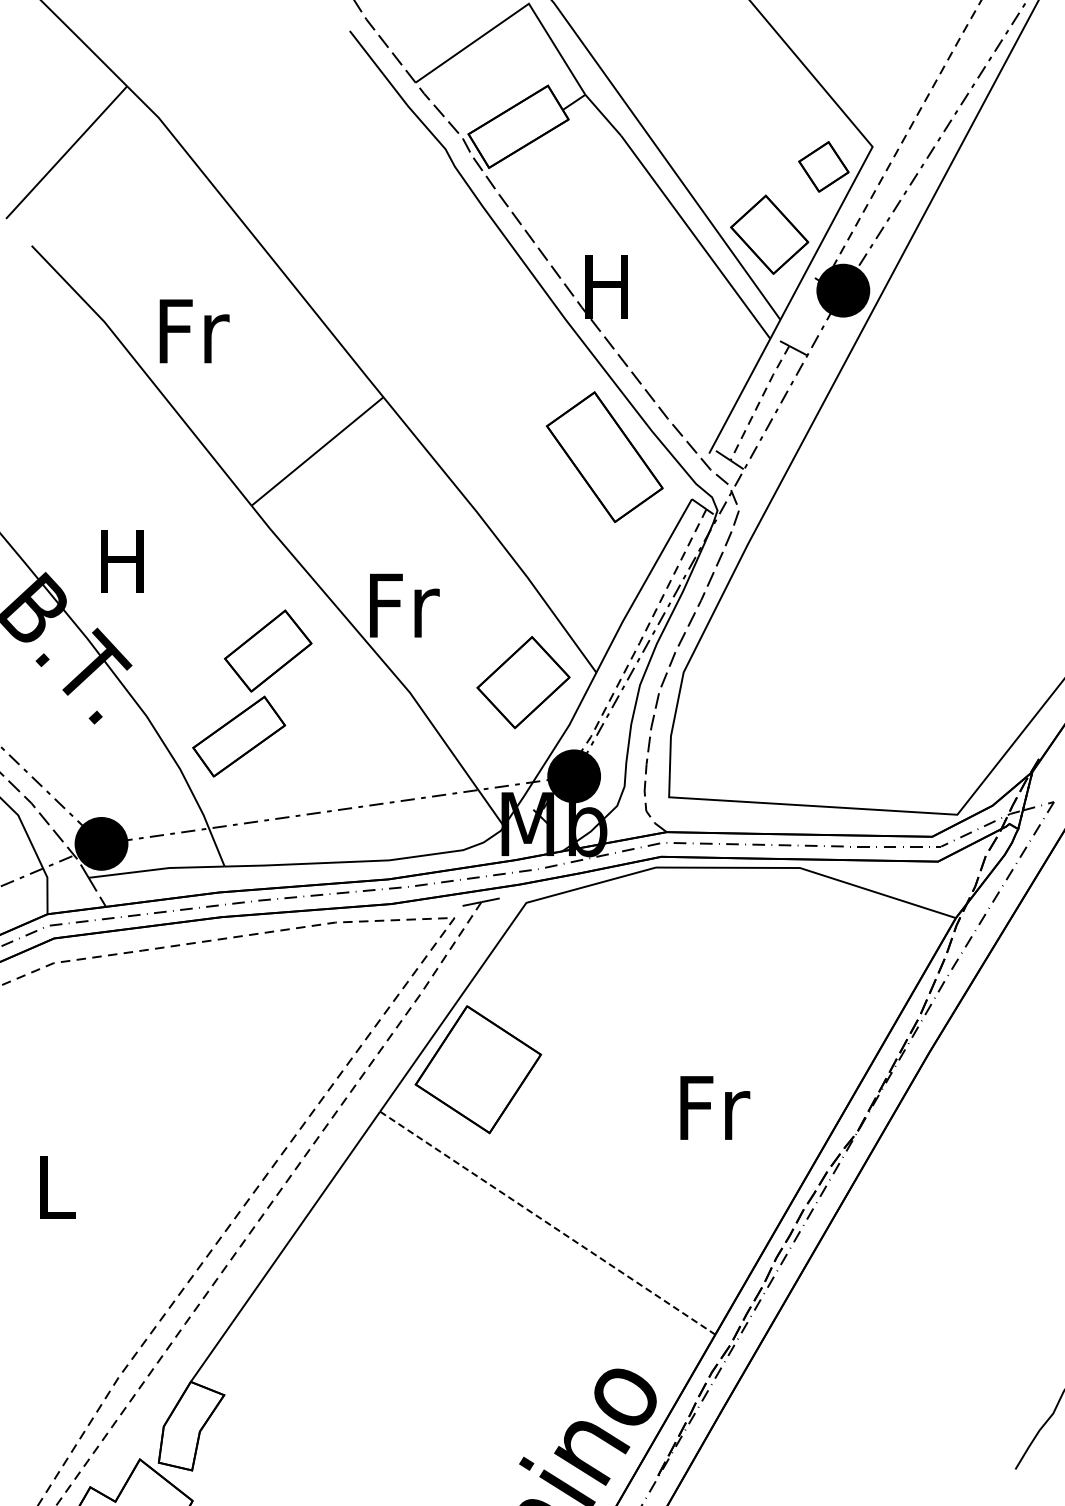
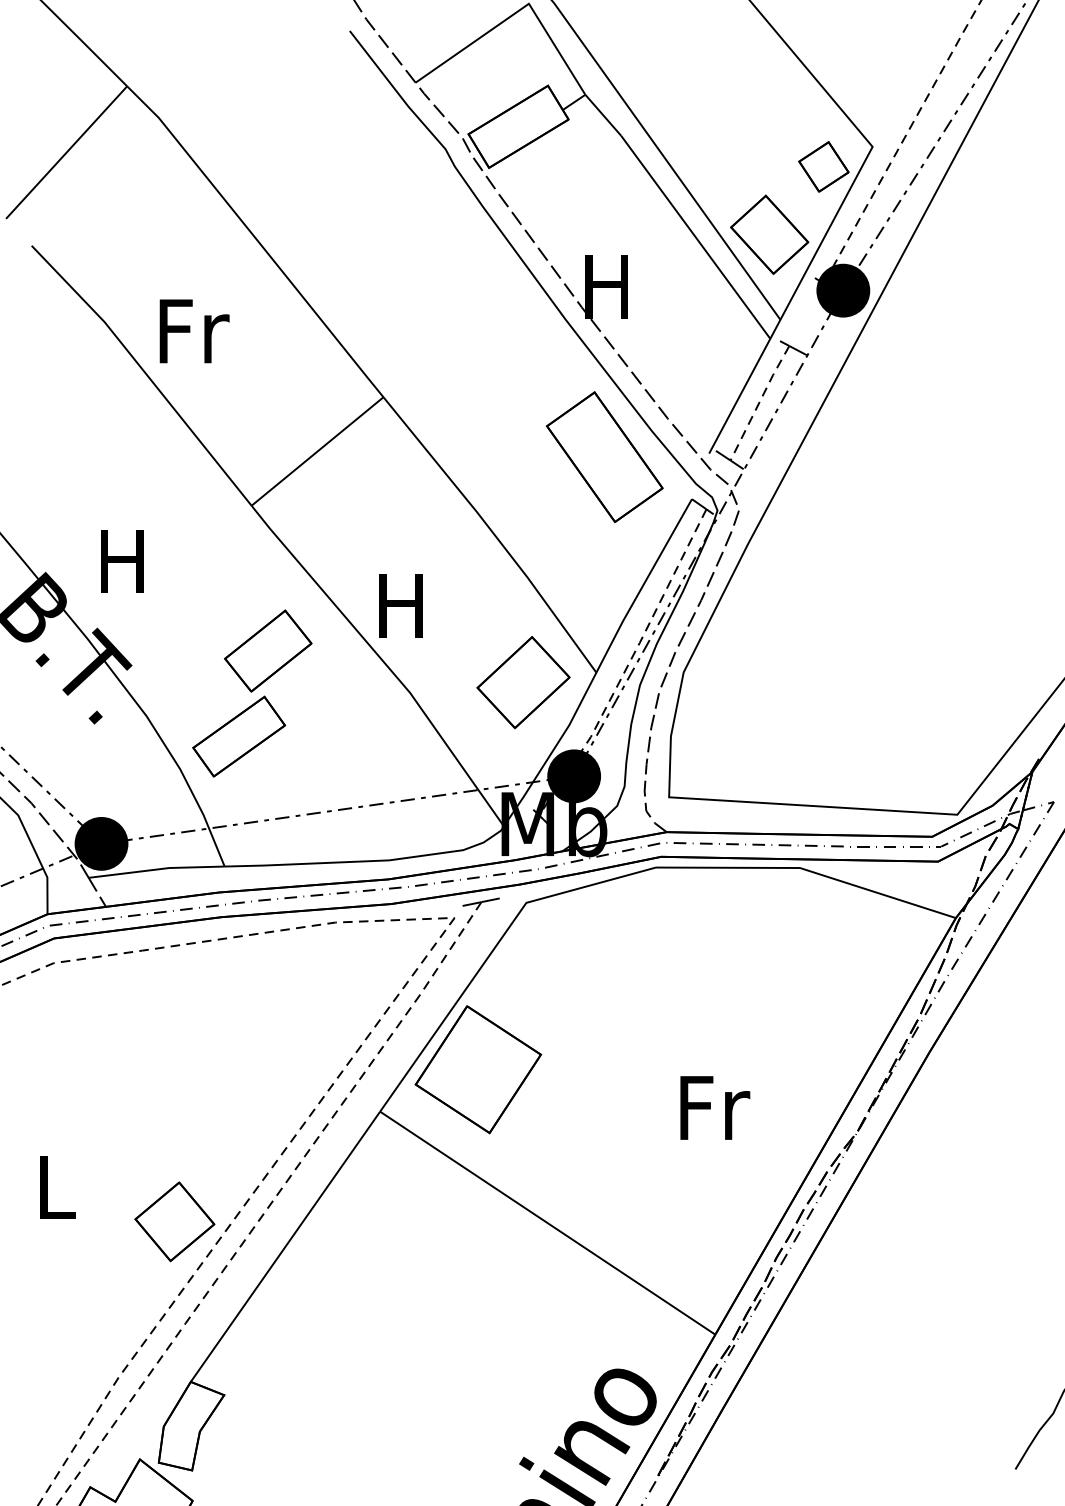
text: Fr -> H (404, 605)
part: none -> present (174, 1221)
line: dashed -> solid (548, 1223)
